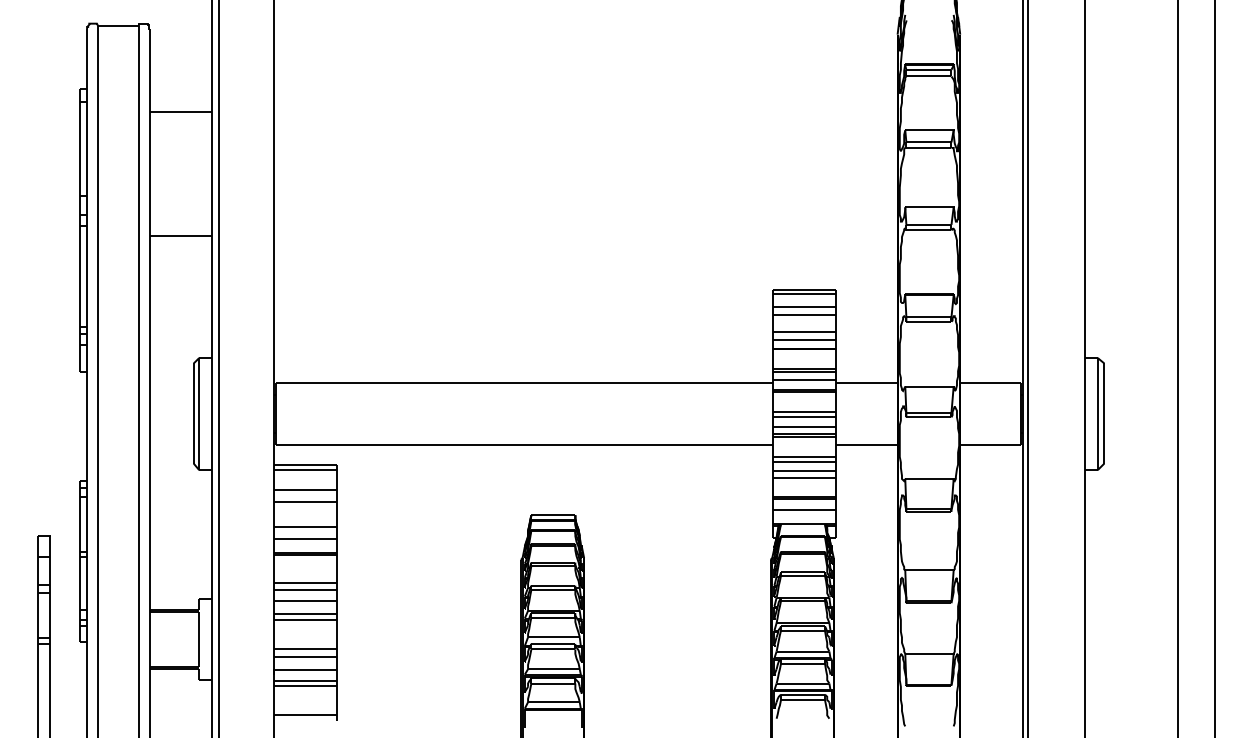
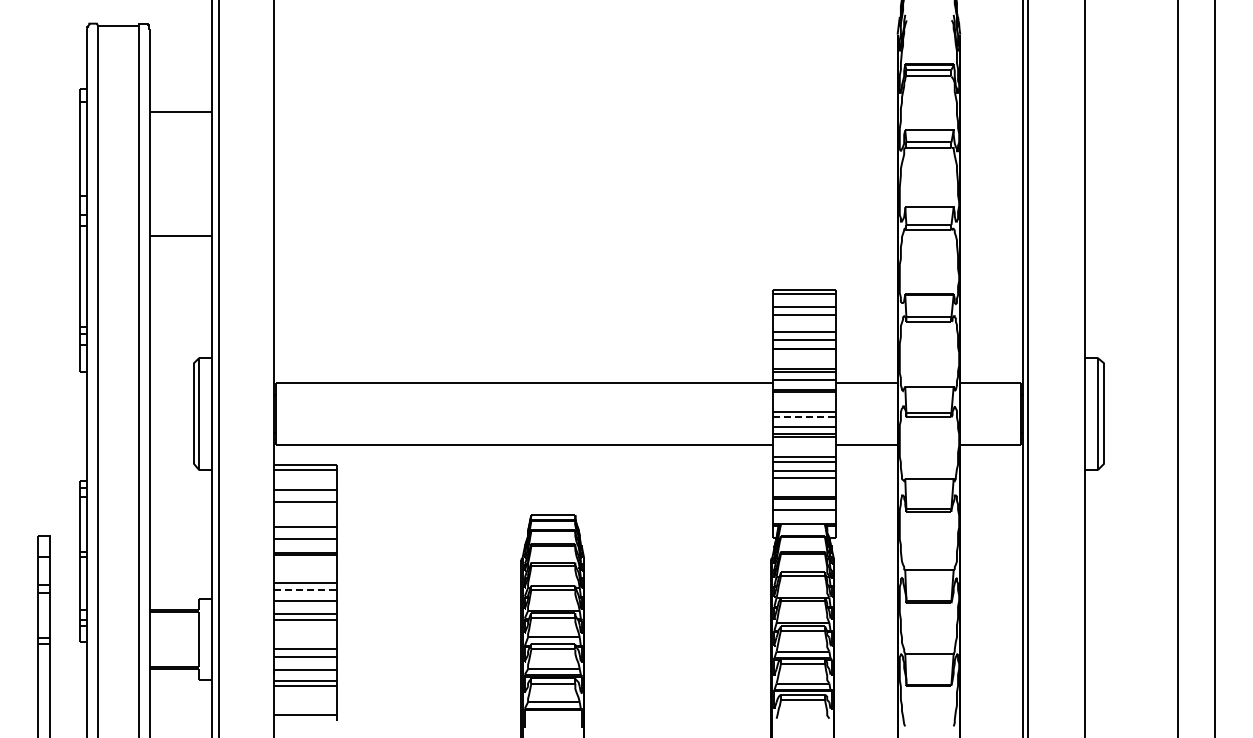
line: solid -> dashed (805, 417)
line: solid -> dashed (305, 590)
